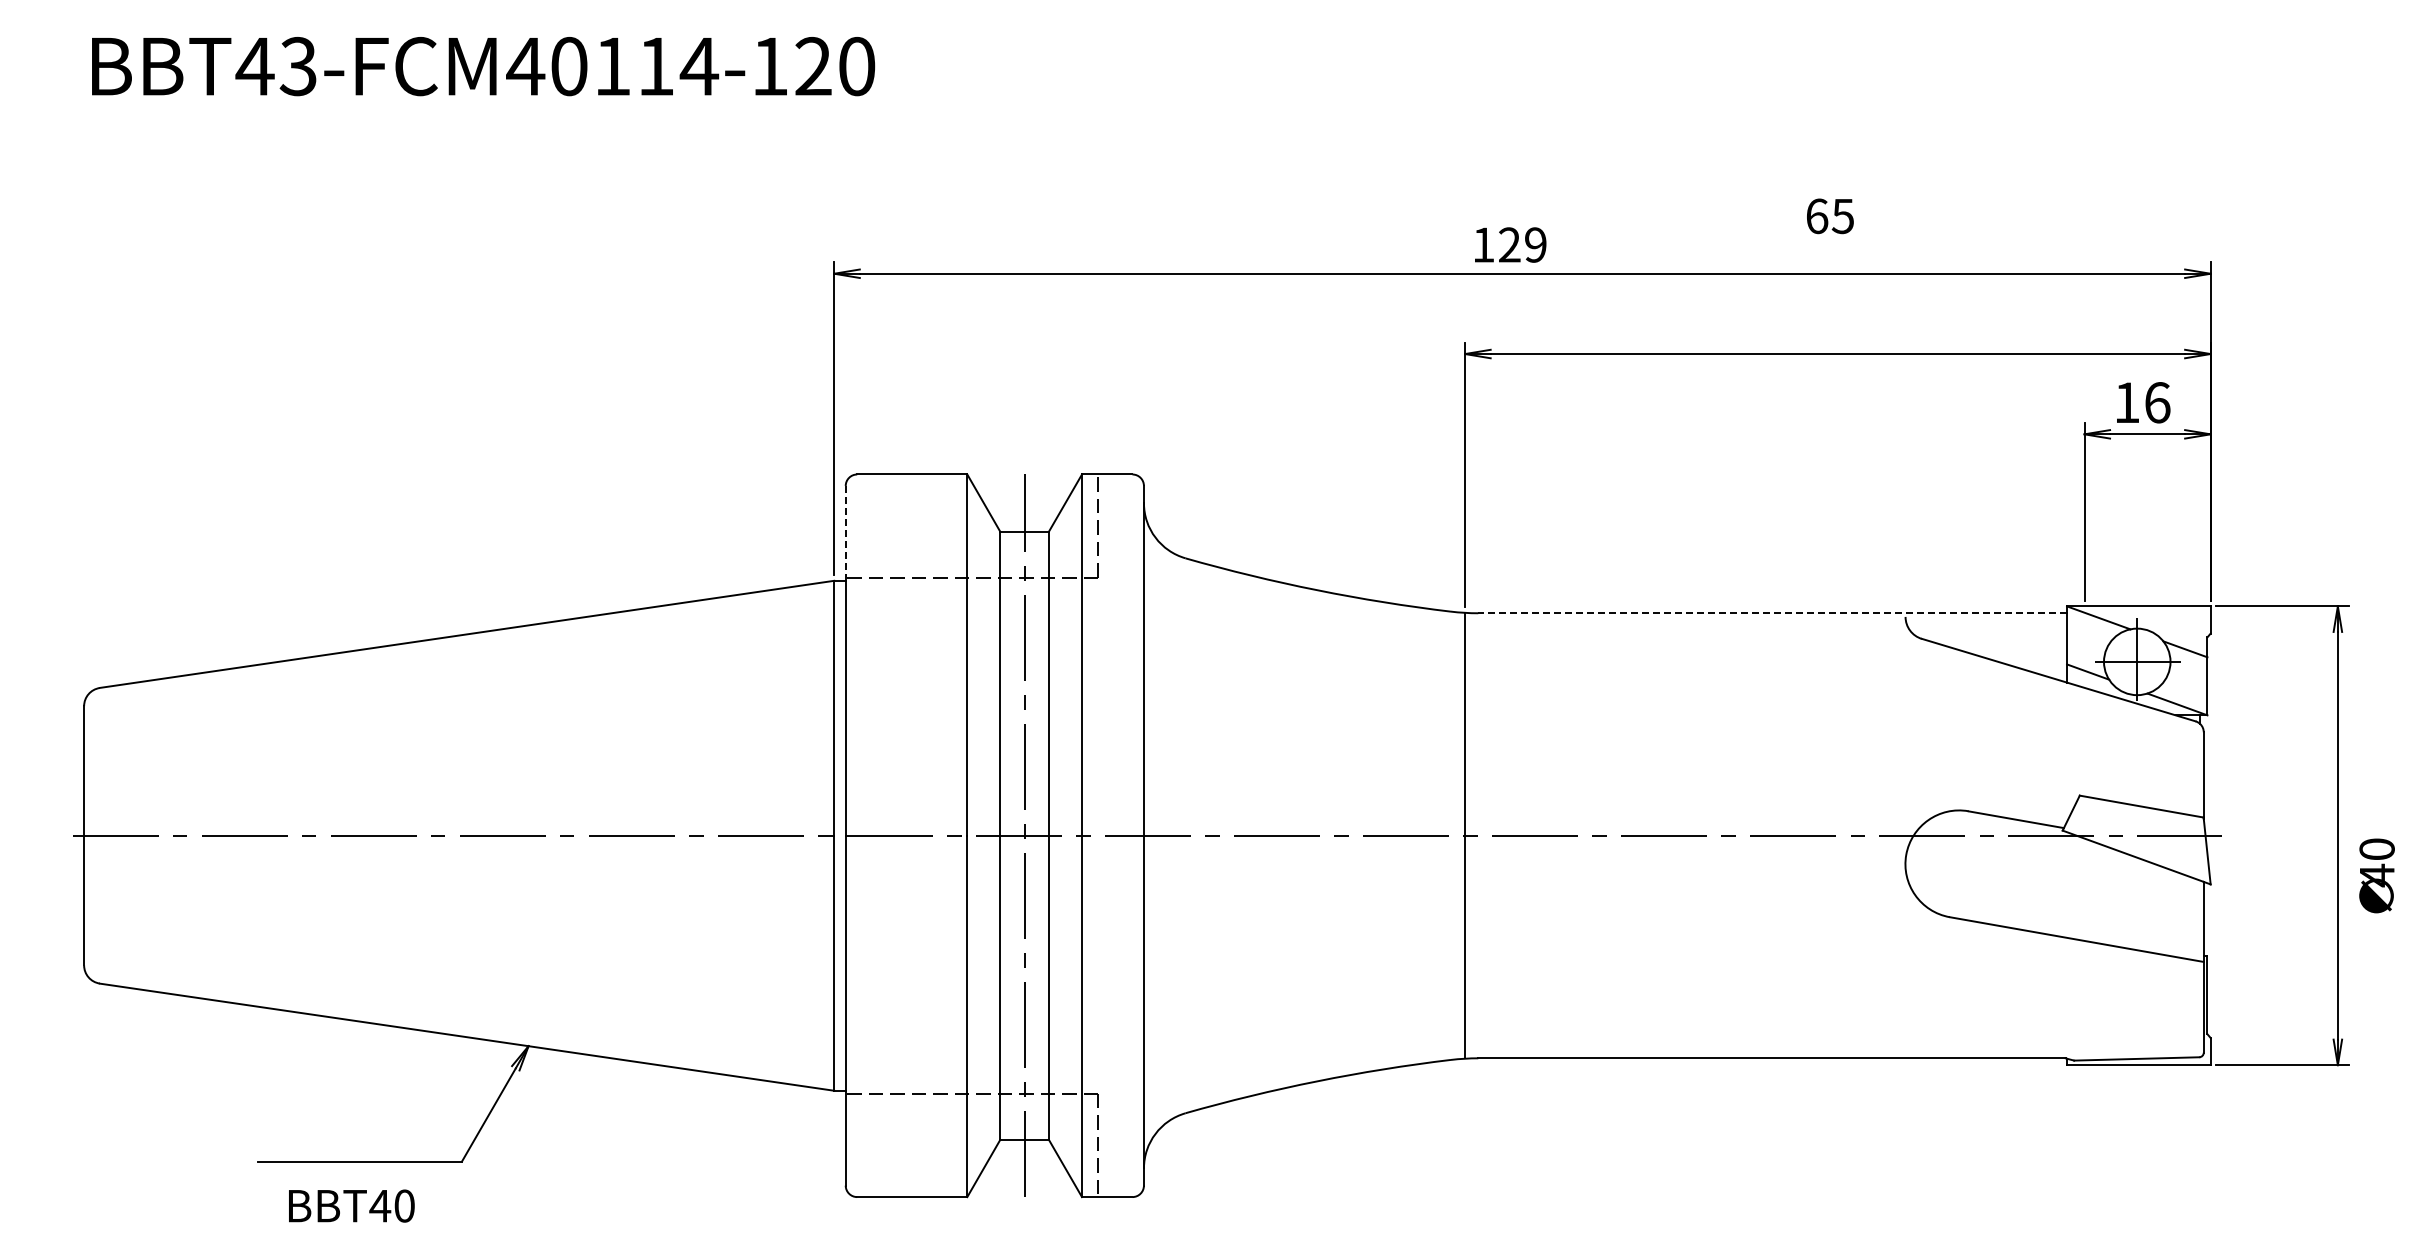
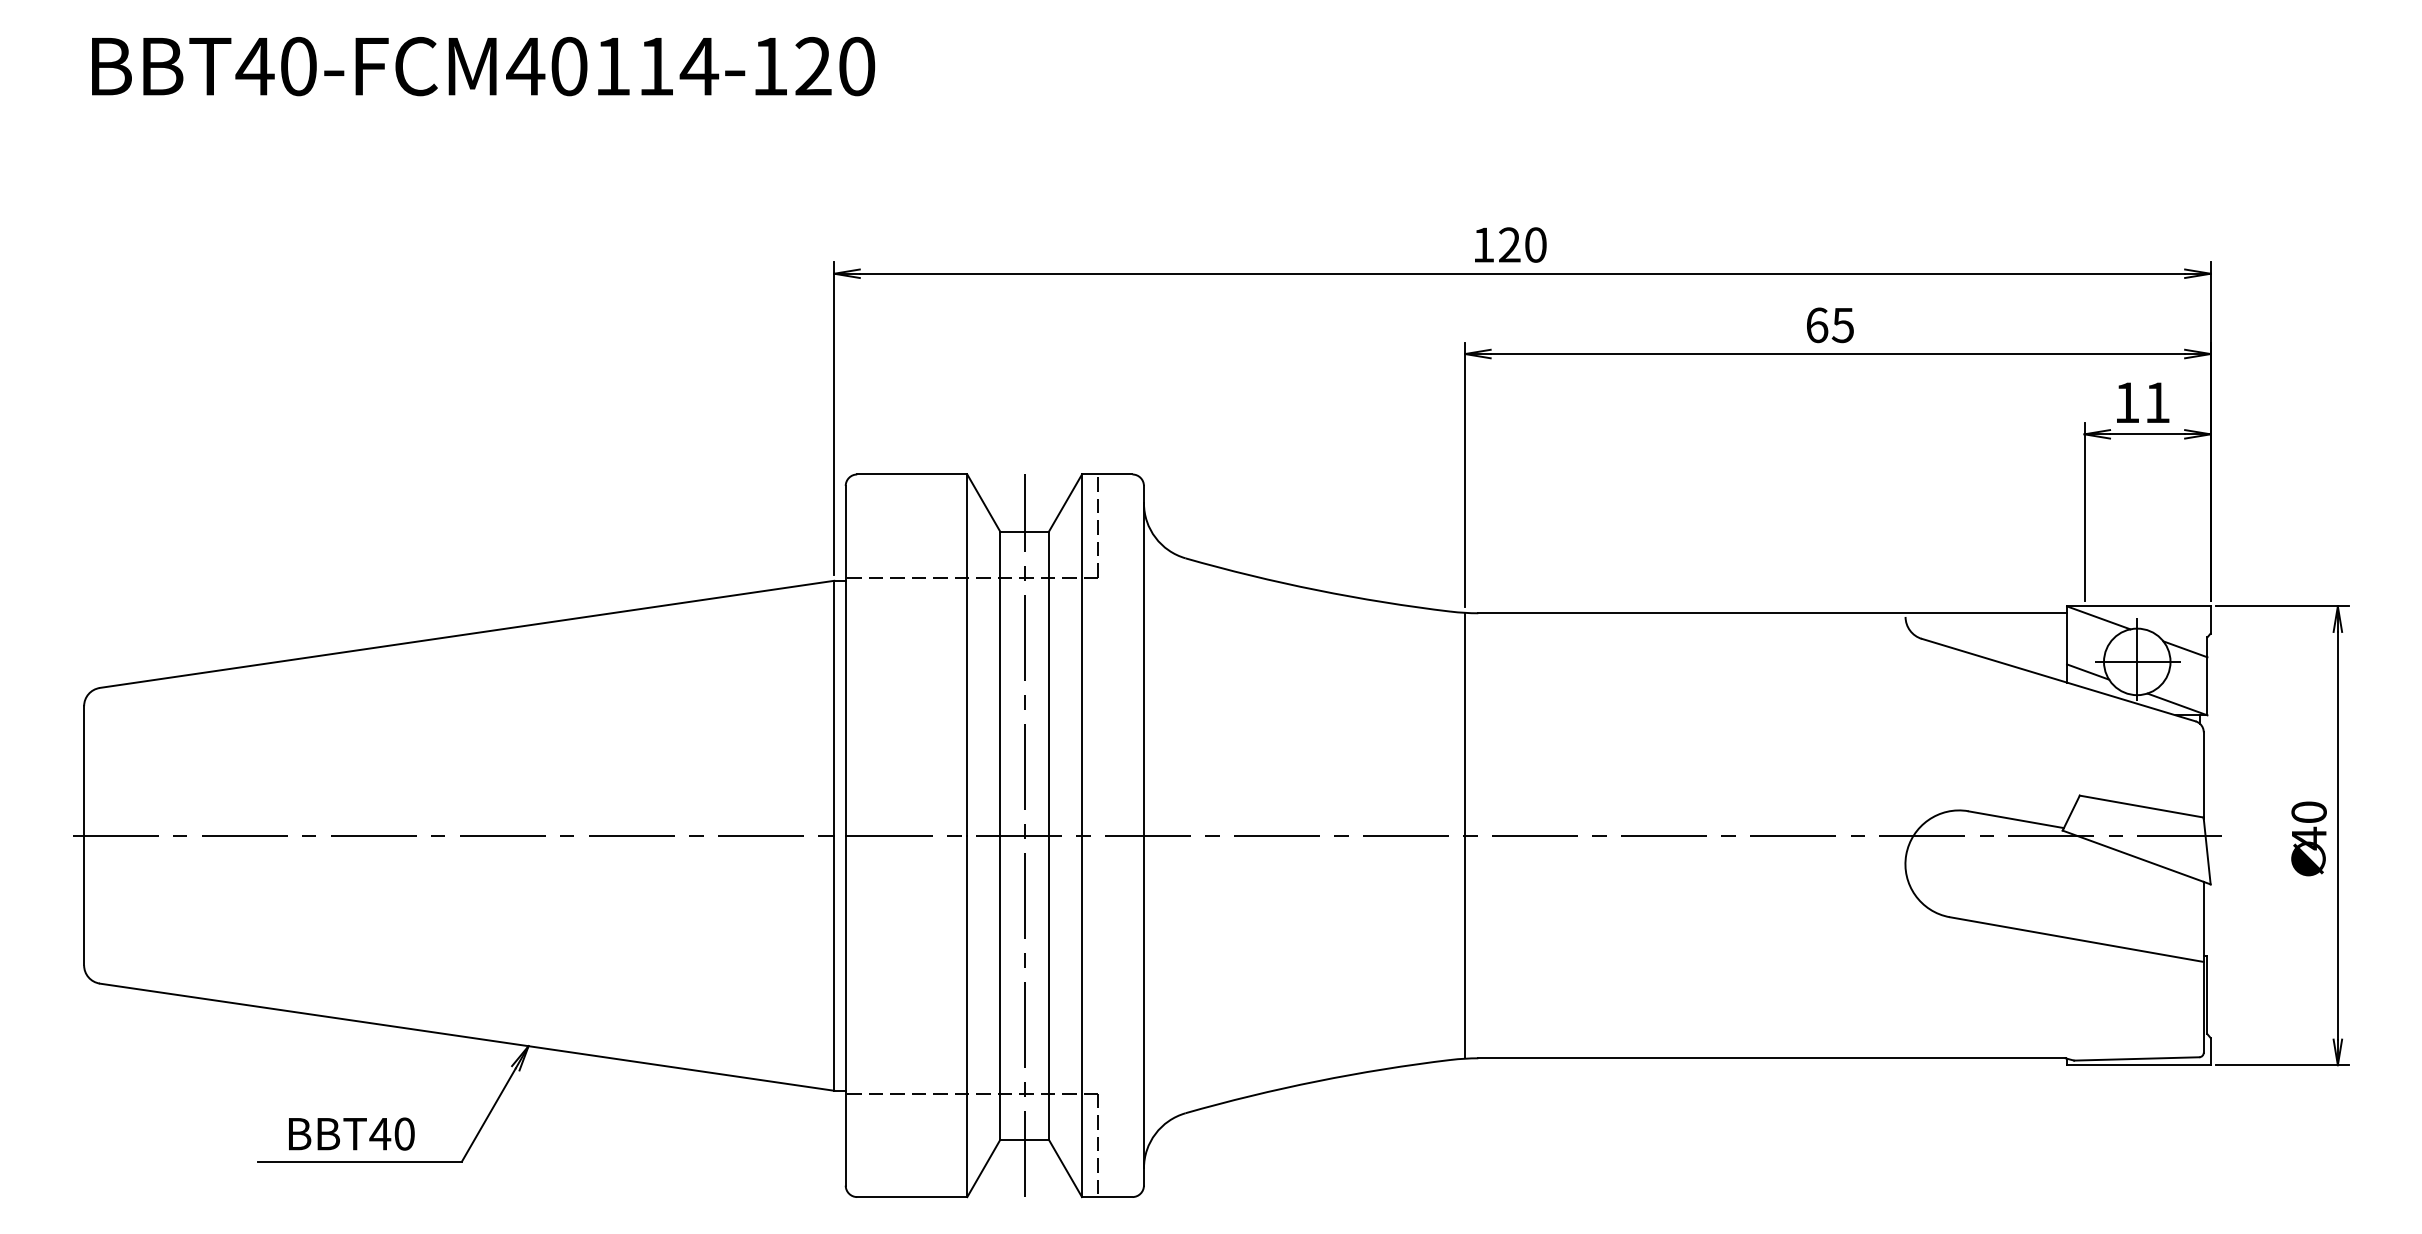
text: BBT43-FCM40114-120 -> BBT40-FCM40114-120 (297, 66)
text position: (1830, 216) -> (1830, 325) (1830, 325)
text: 129 -> 120 (1535, 244)
text: 16 -> 11 (2157, 402)
line: dashed -> solid (845, 532)
line: dashed -> solid (1772, 613)
text position: (2376, 875) -> (2308, 838) (2308, 838)
text position: (351, 1205) -> (351, 1133) (351, 1133)
